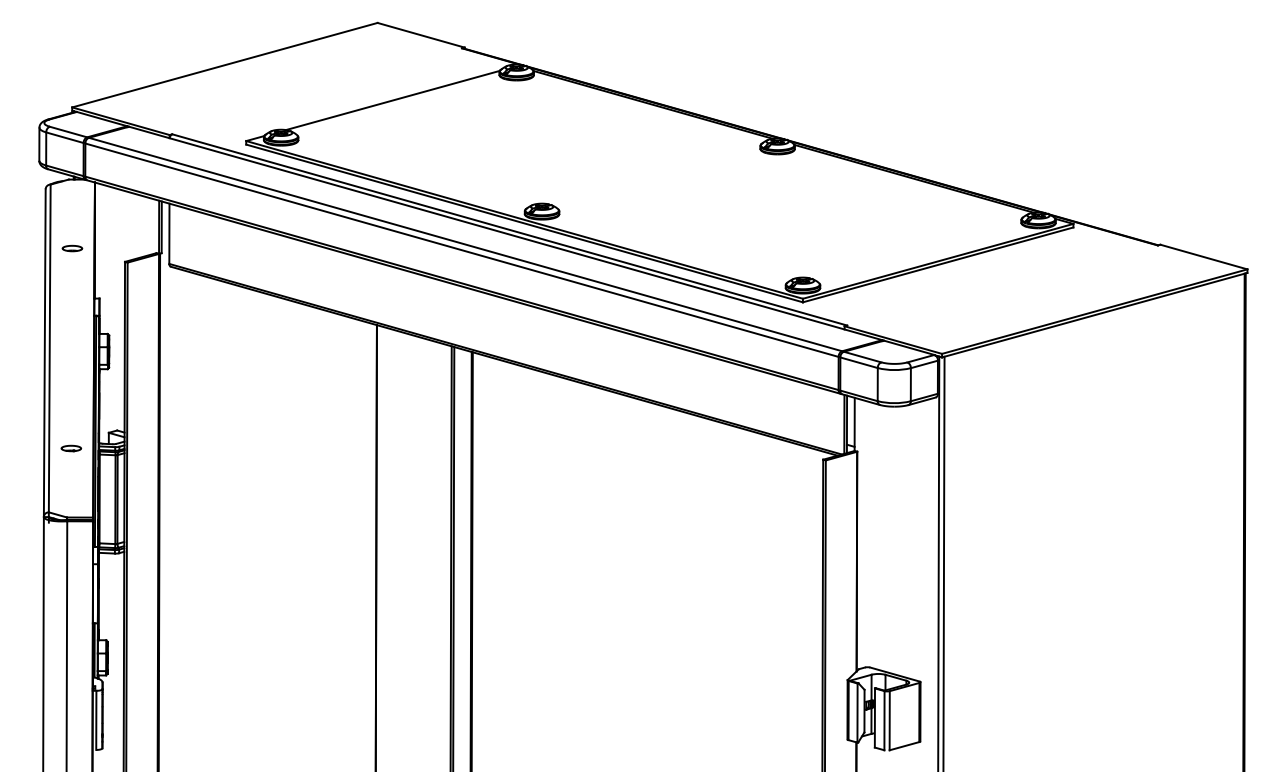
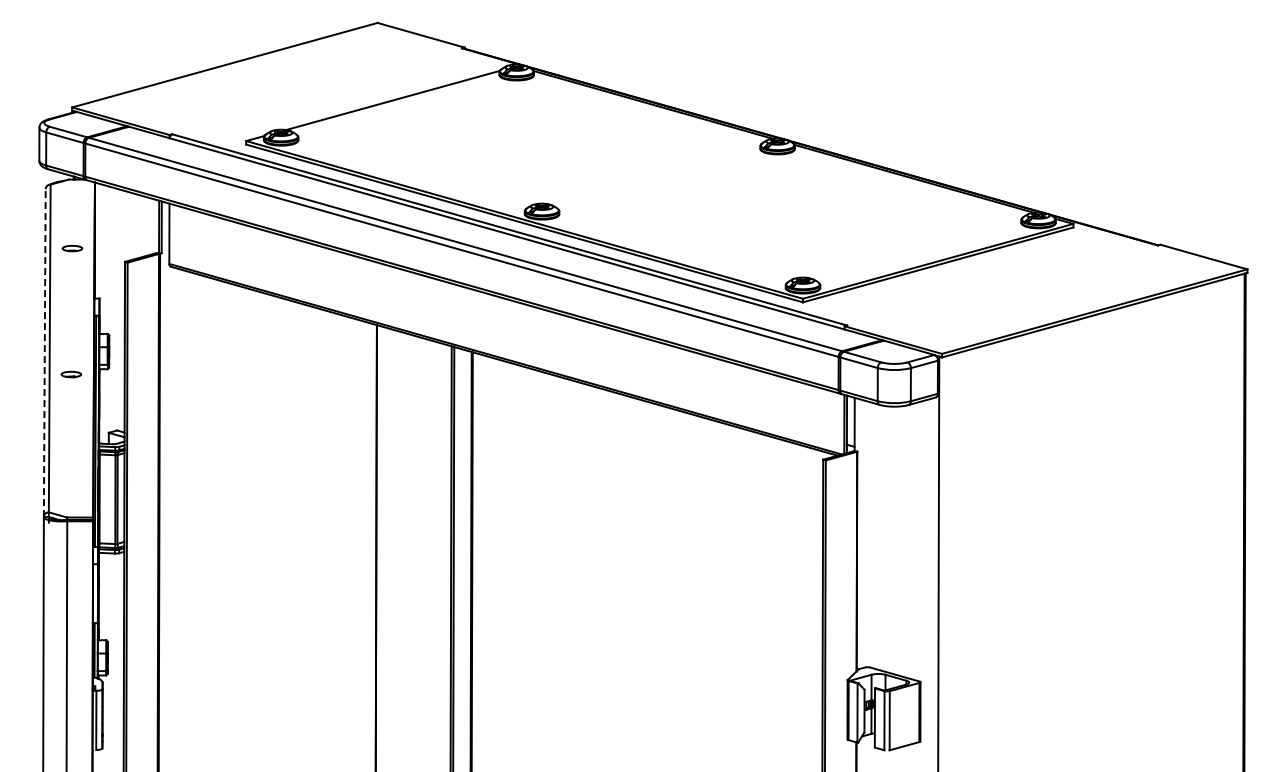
line: solid -> dashed (44, 353)
part position: (71, 448) -> (71, 374) (71, 374)
line: present -> none (943, 562)
